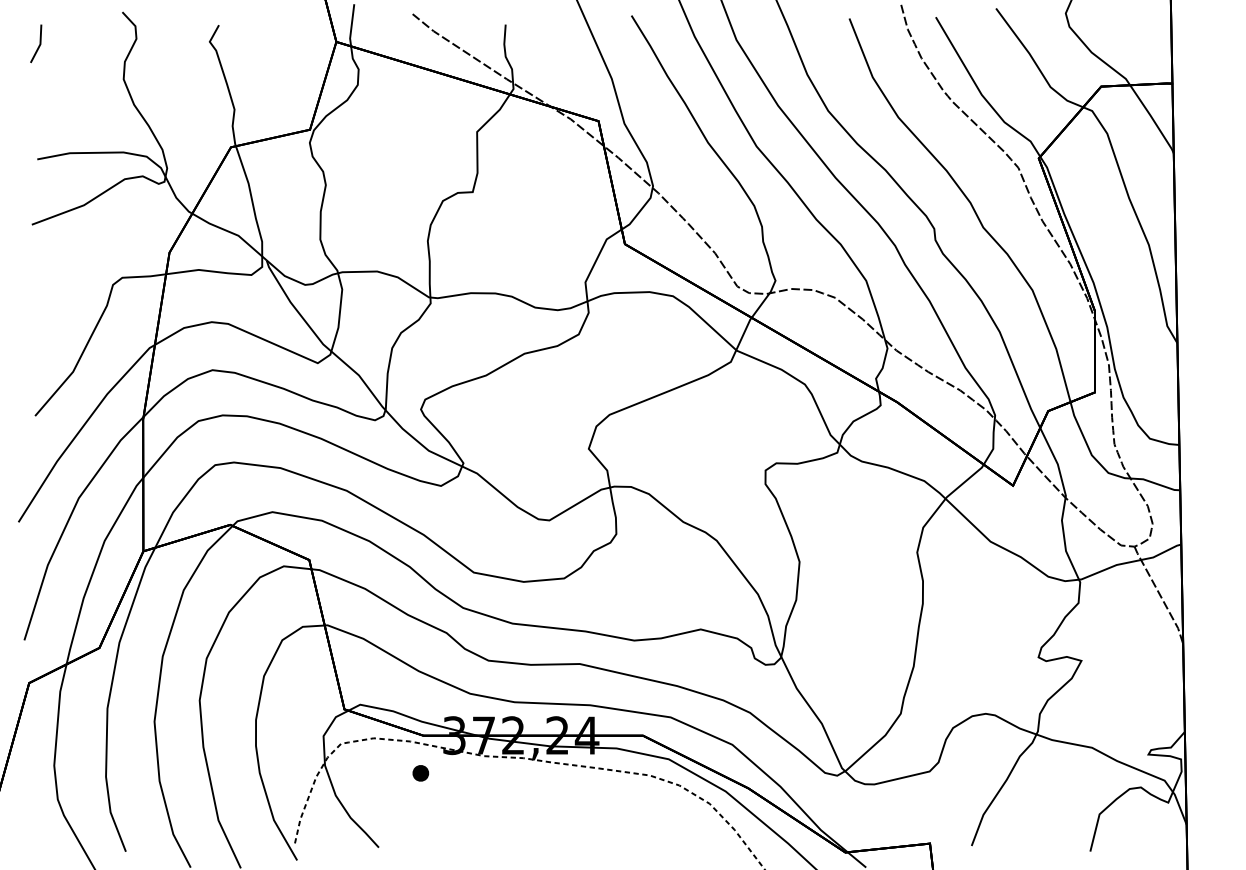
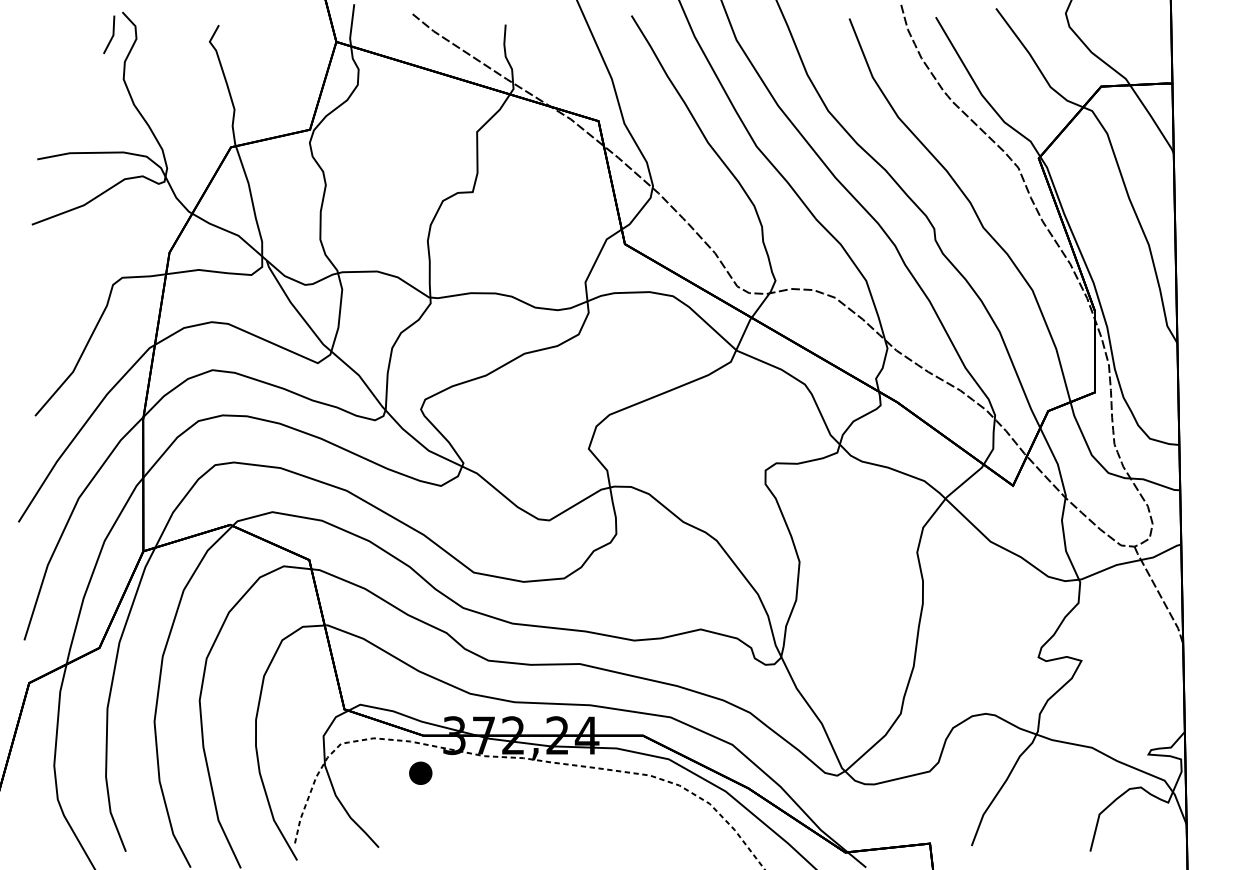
line position: (38, 45) -> (111, 36) (111, 36)
part size: 18x17 px -> 24x24 px (420, 772)
